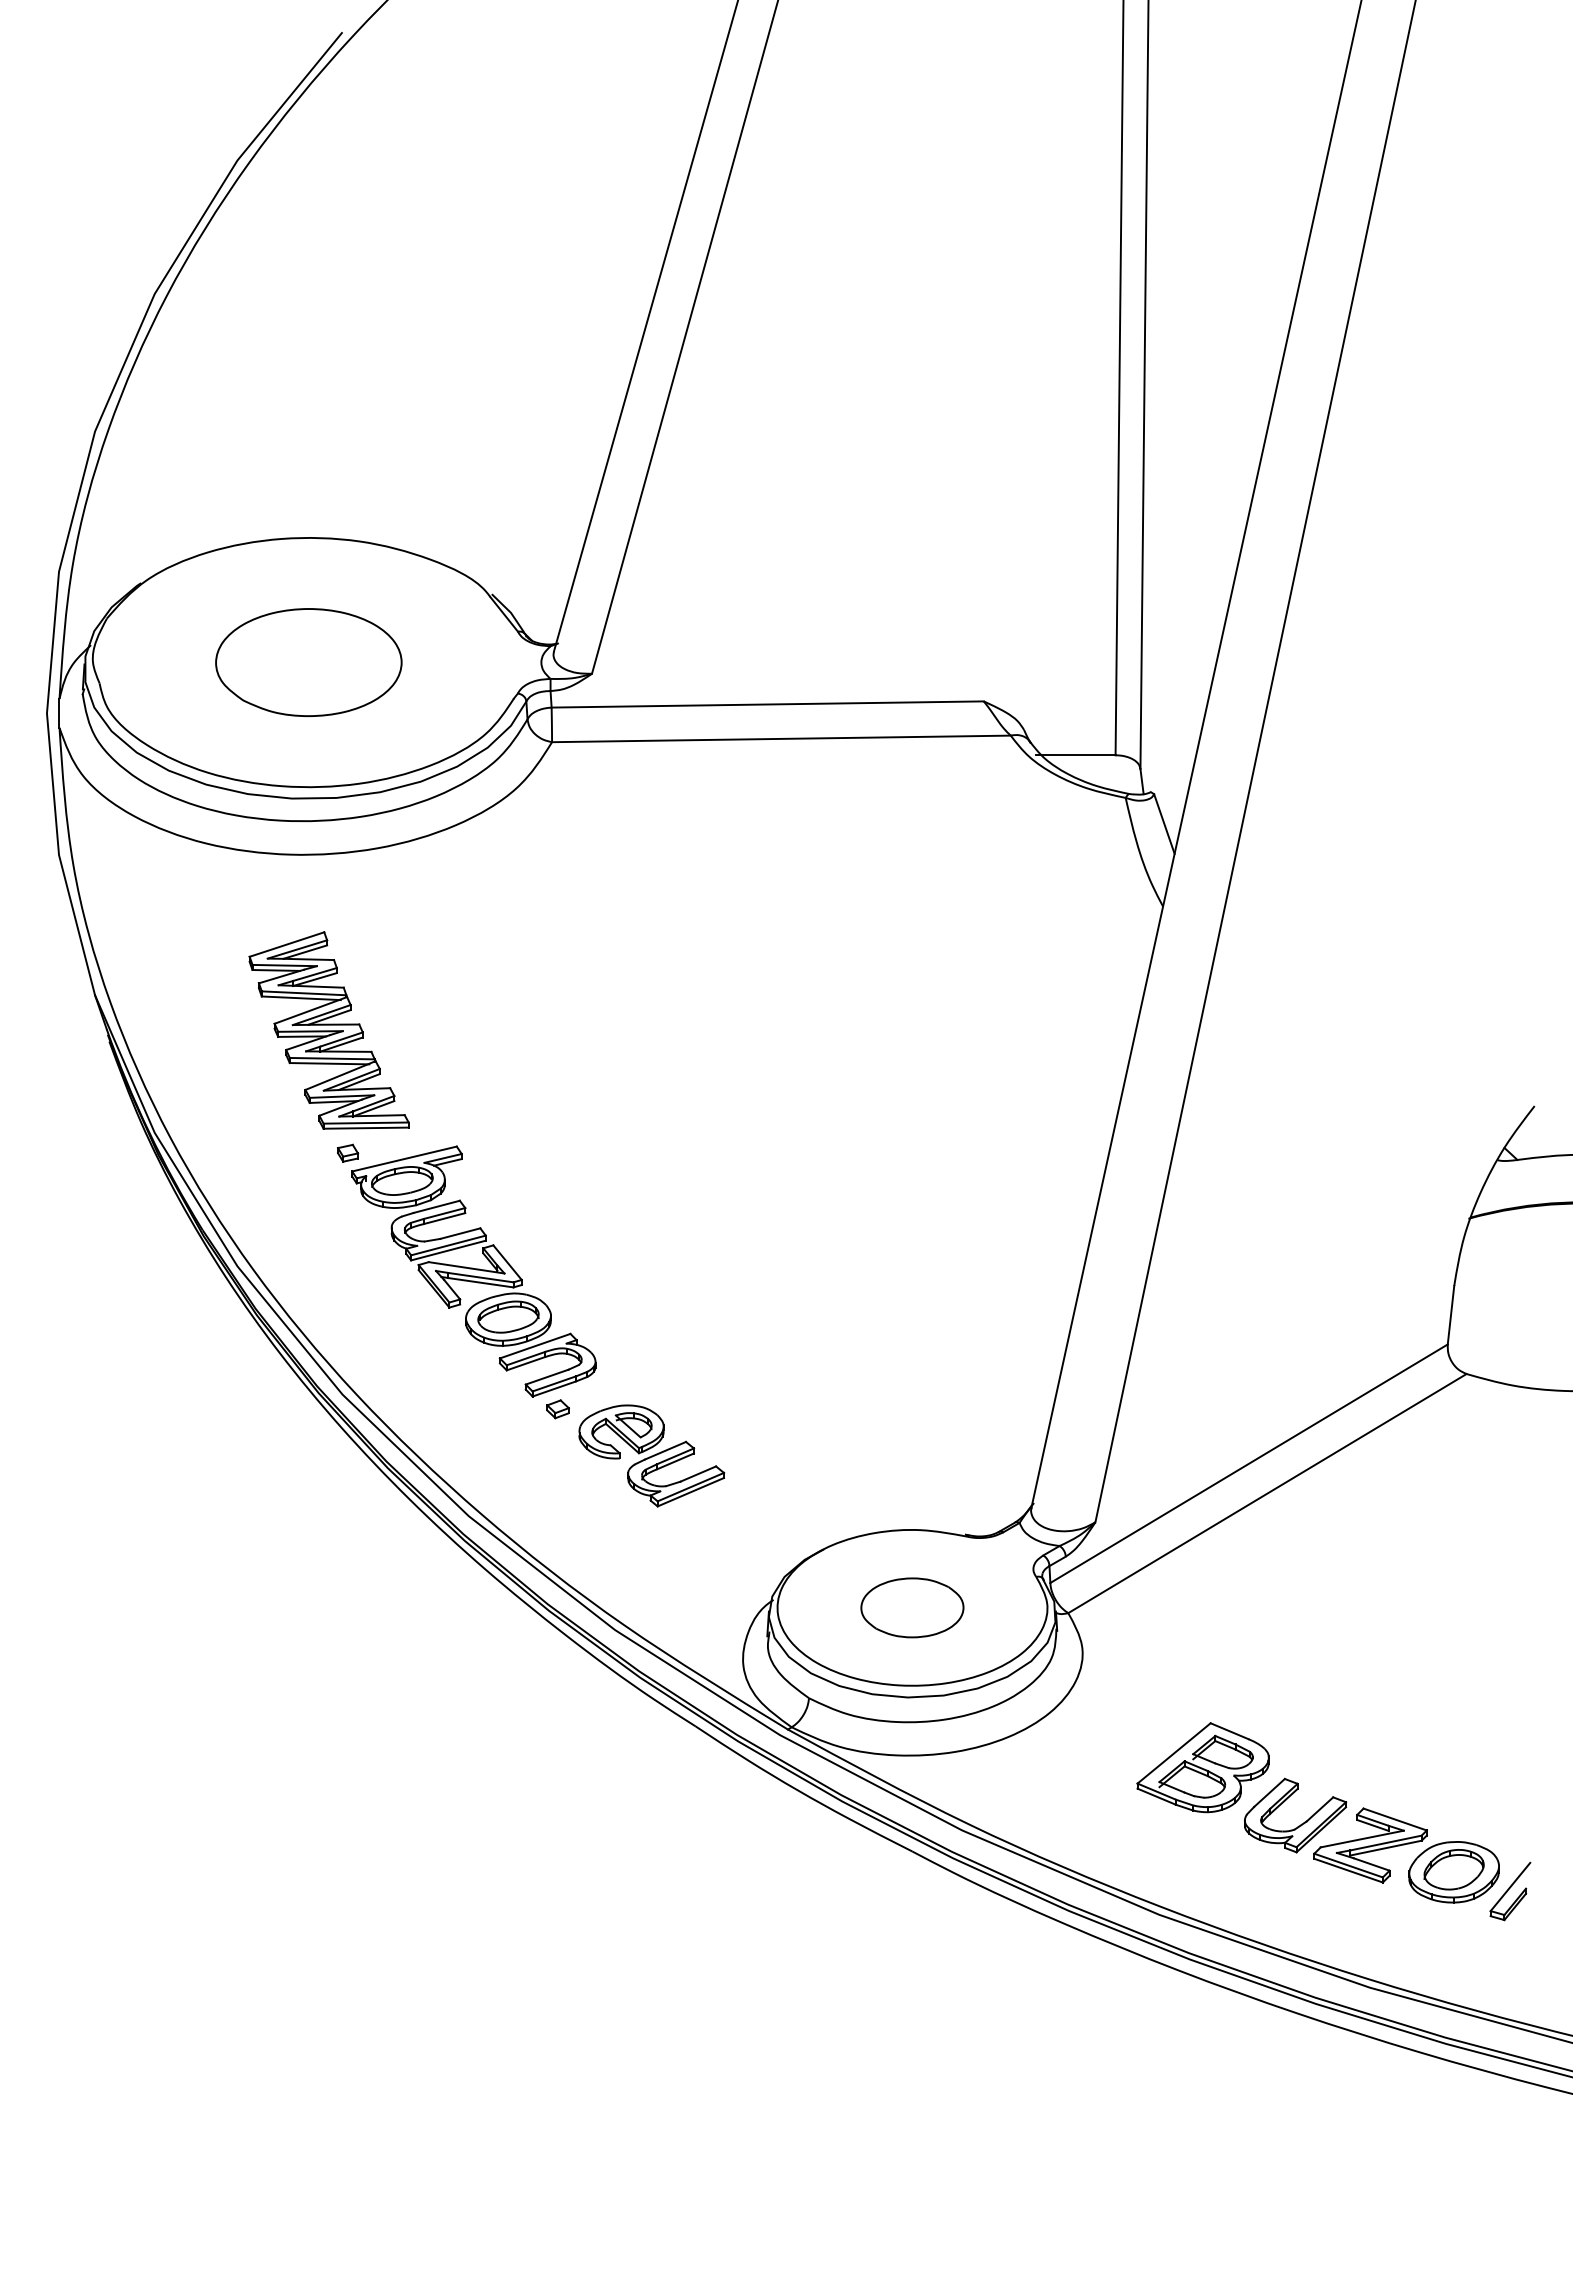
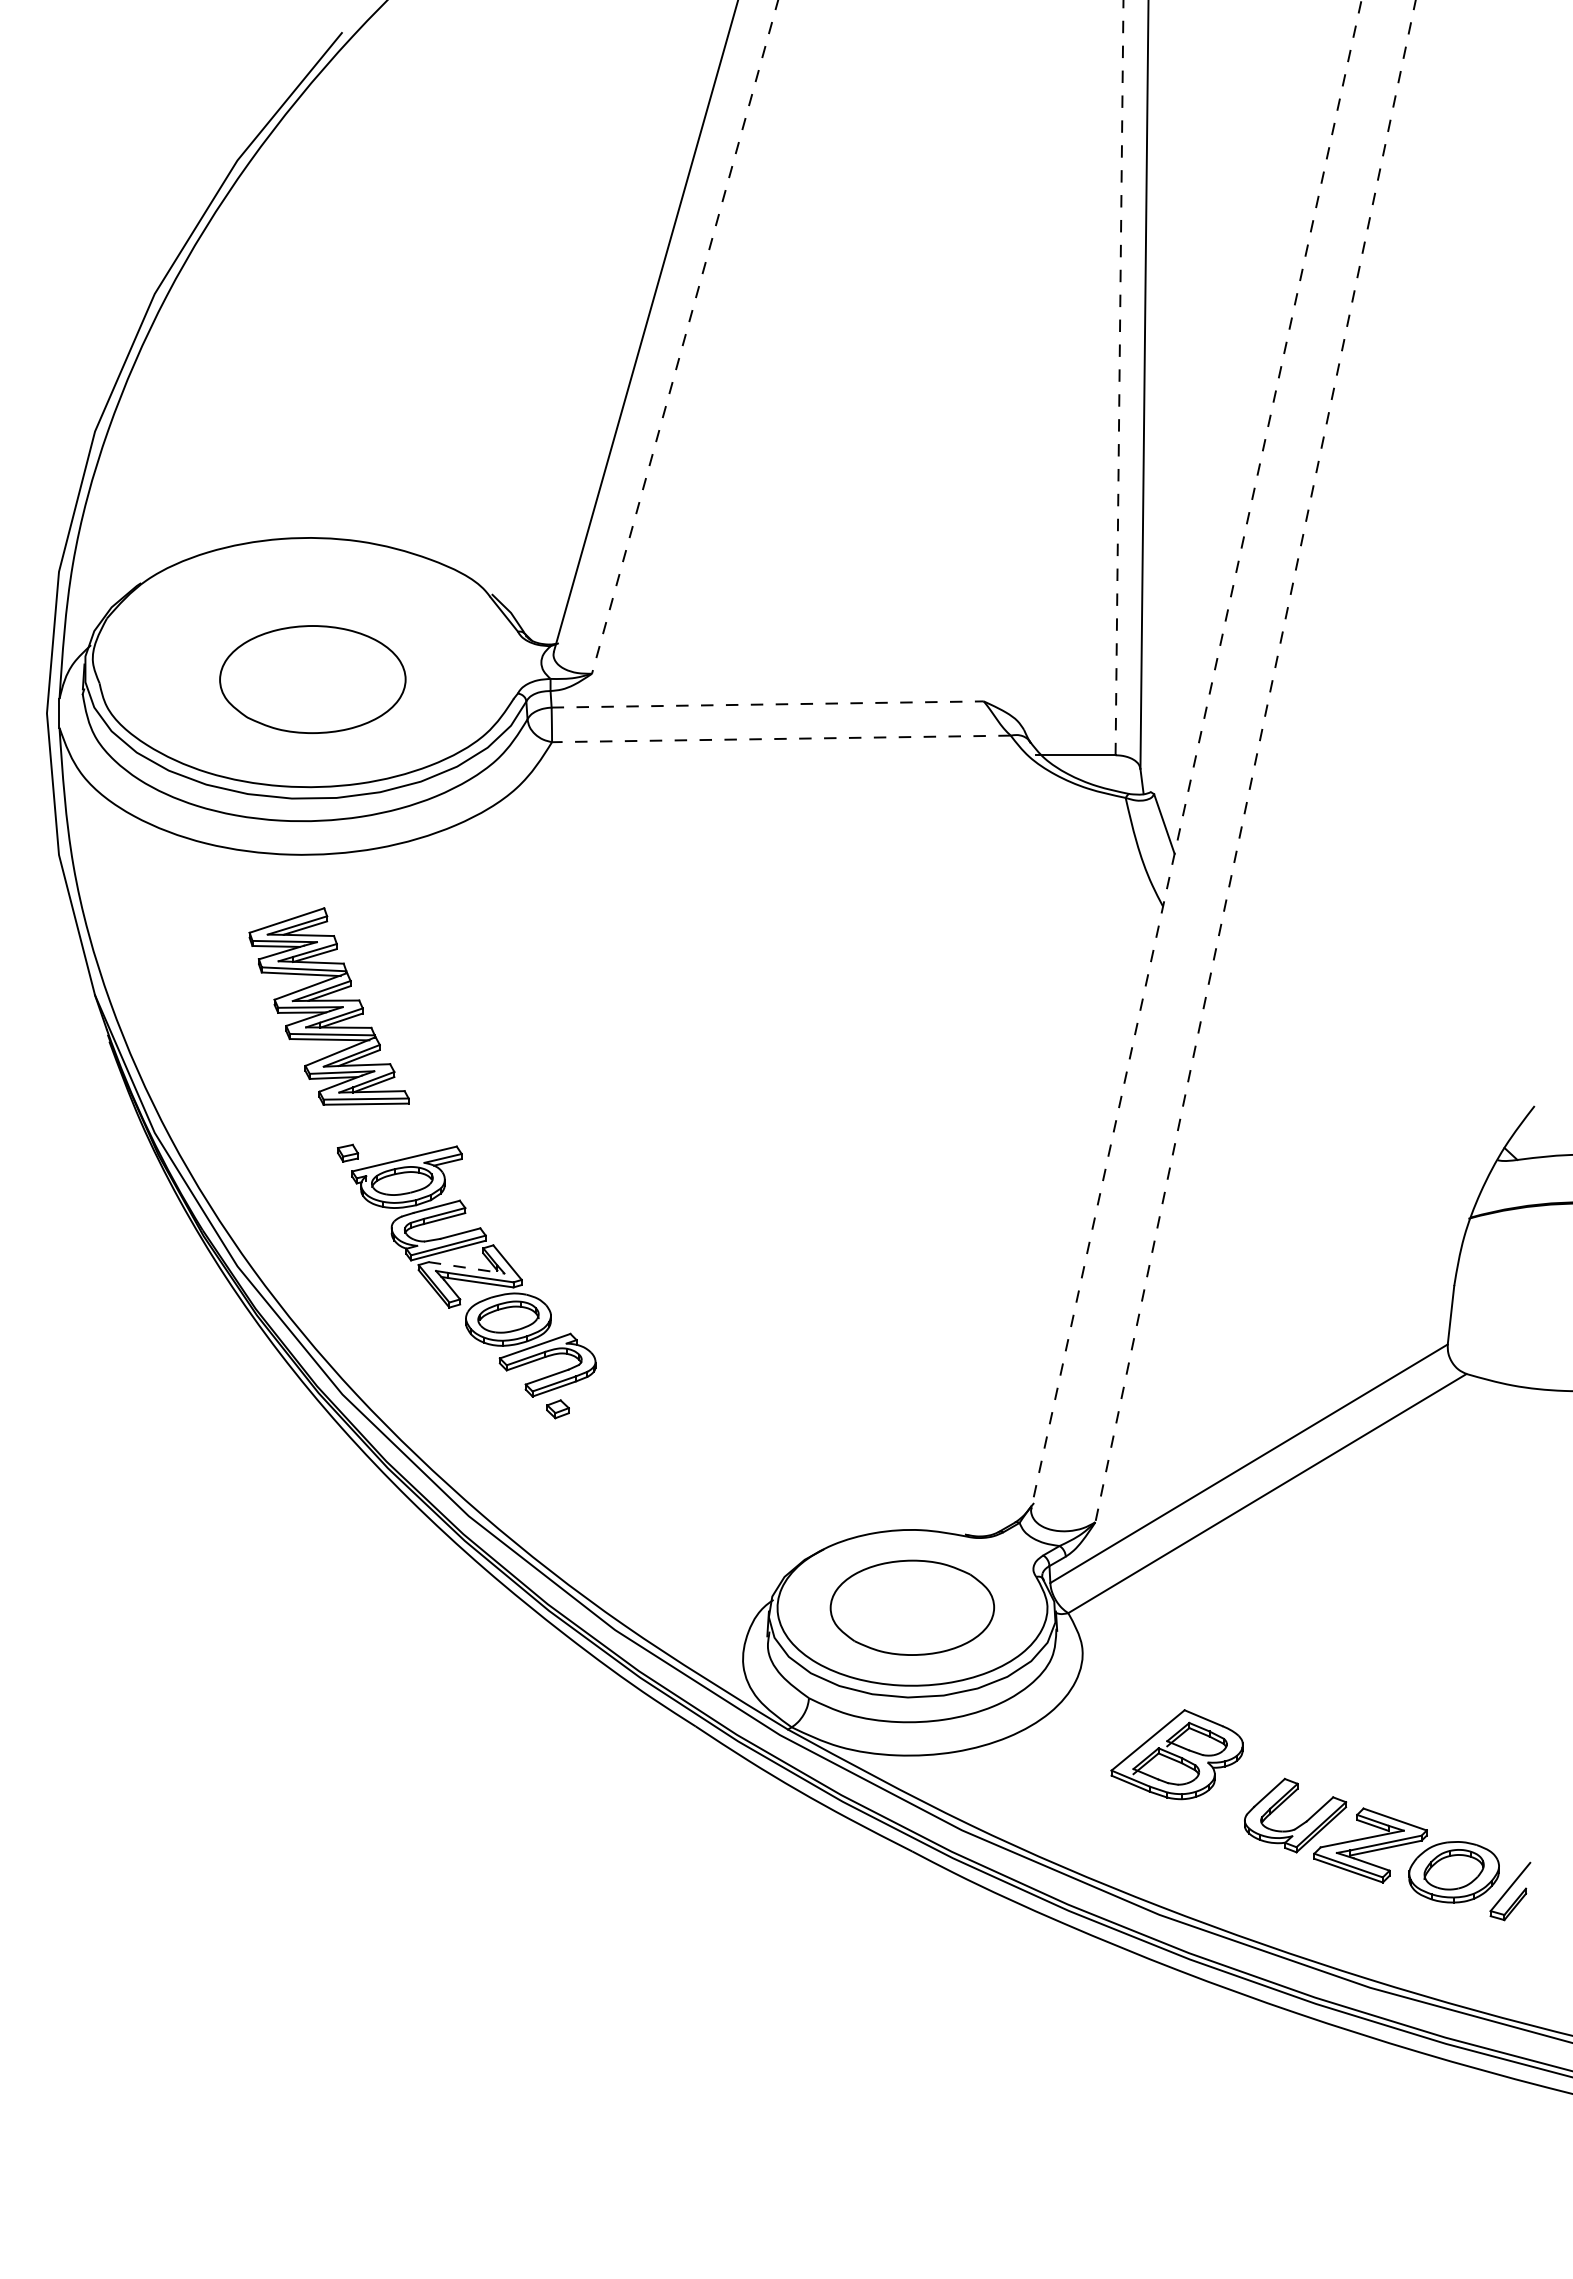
line: solid -> dashed (684, 337)
line: solid -> dashed (1119, 377)
part position: (308, 662) -> (312, 679) (312, 679)
line: solid -> dashed (768, 704)
line: solid -> dashed (780, 738)
line: solid -> dashed (1196, 754)
line: solid -> dashed (1255, 762)
part position: (328, 1030) -> (328, 1006) (328, 1006)
line: solid -> dashed (467, 1267)
part: present -> none (651, 1455)
part size: 105x62 px -> 167x97 px (912, 1607)
part position: (1202, 1767) -> (1176, 1754) (1176, 1754)
